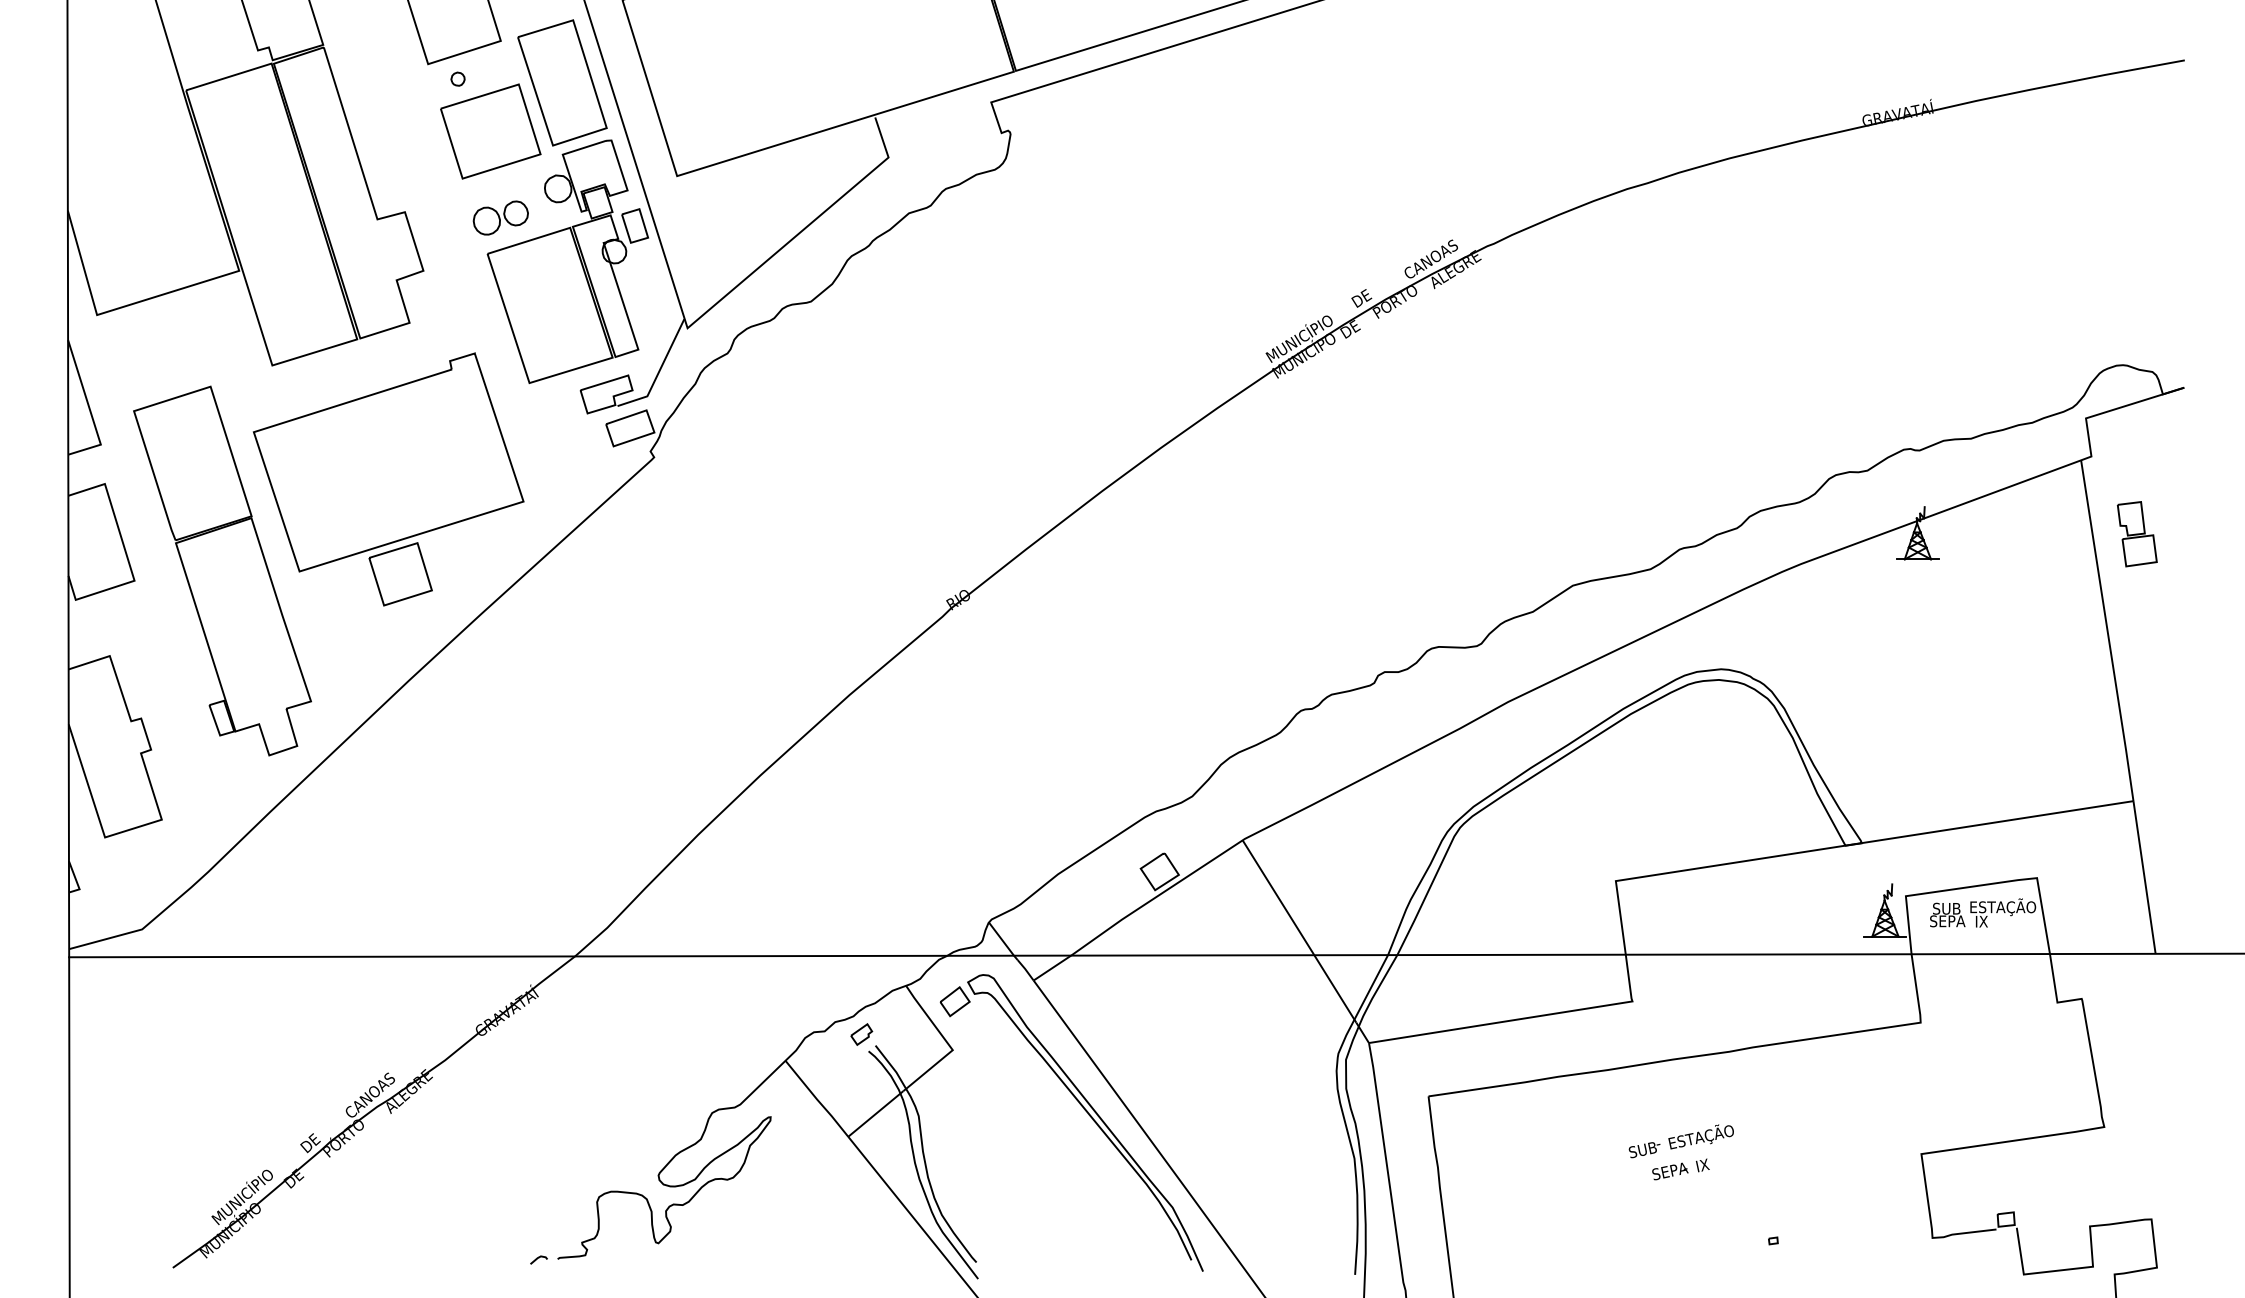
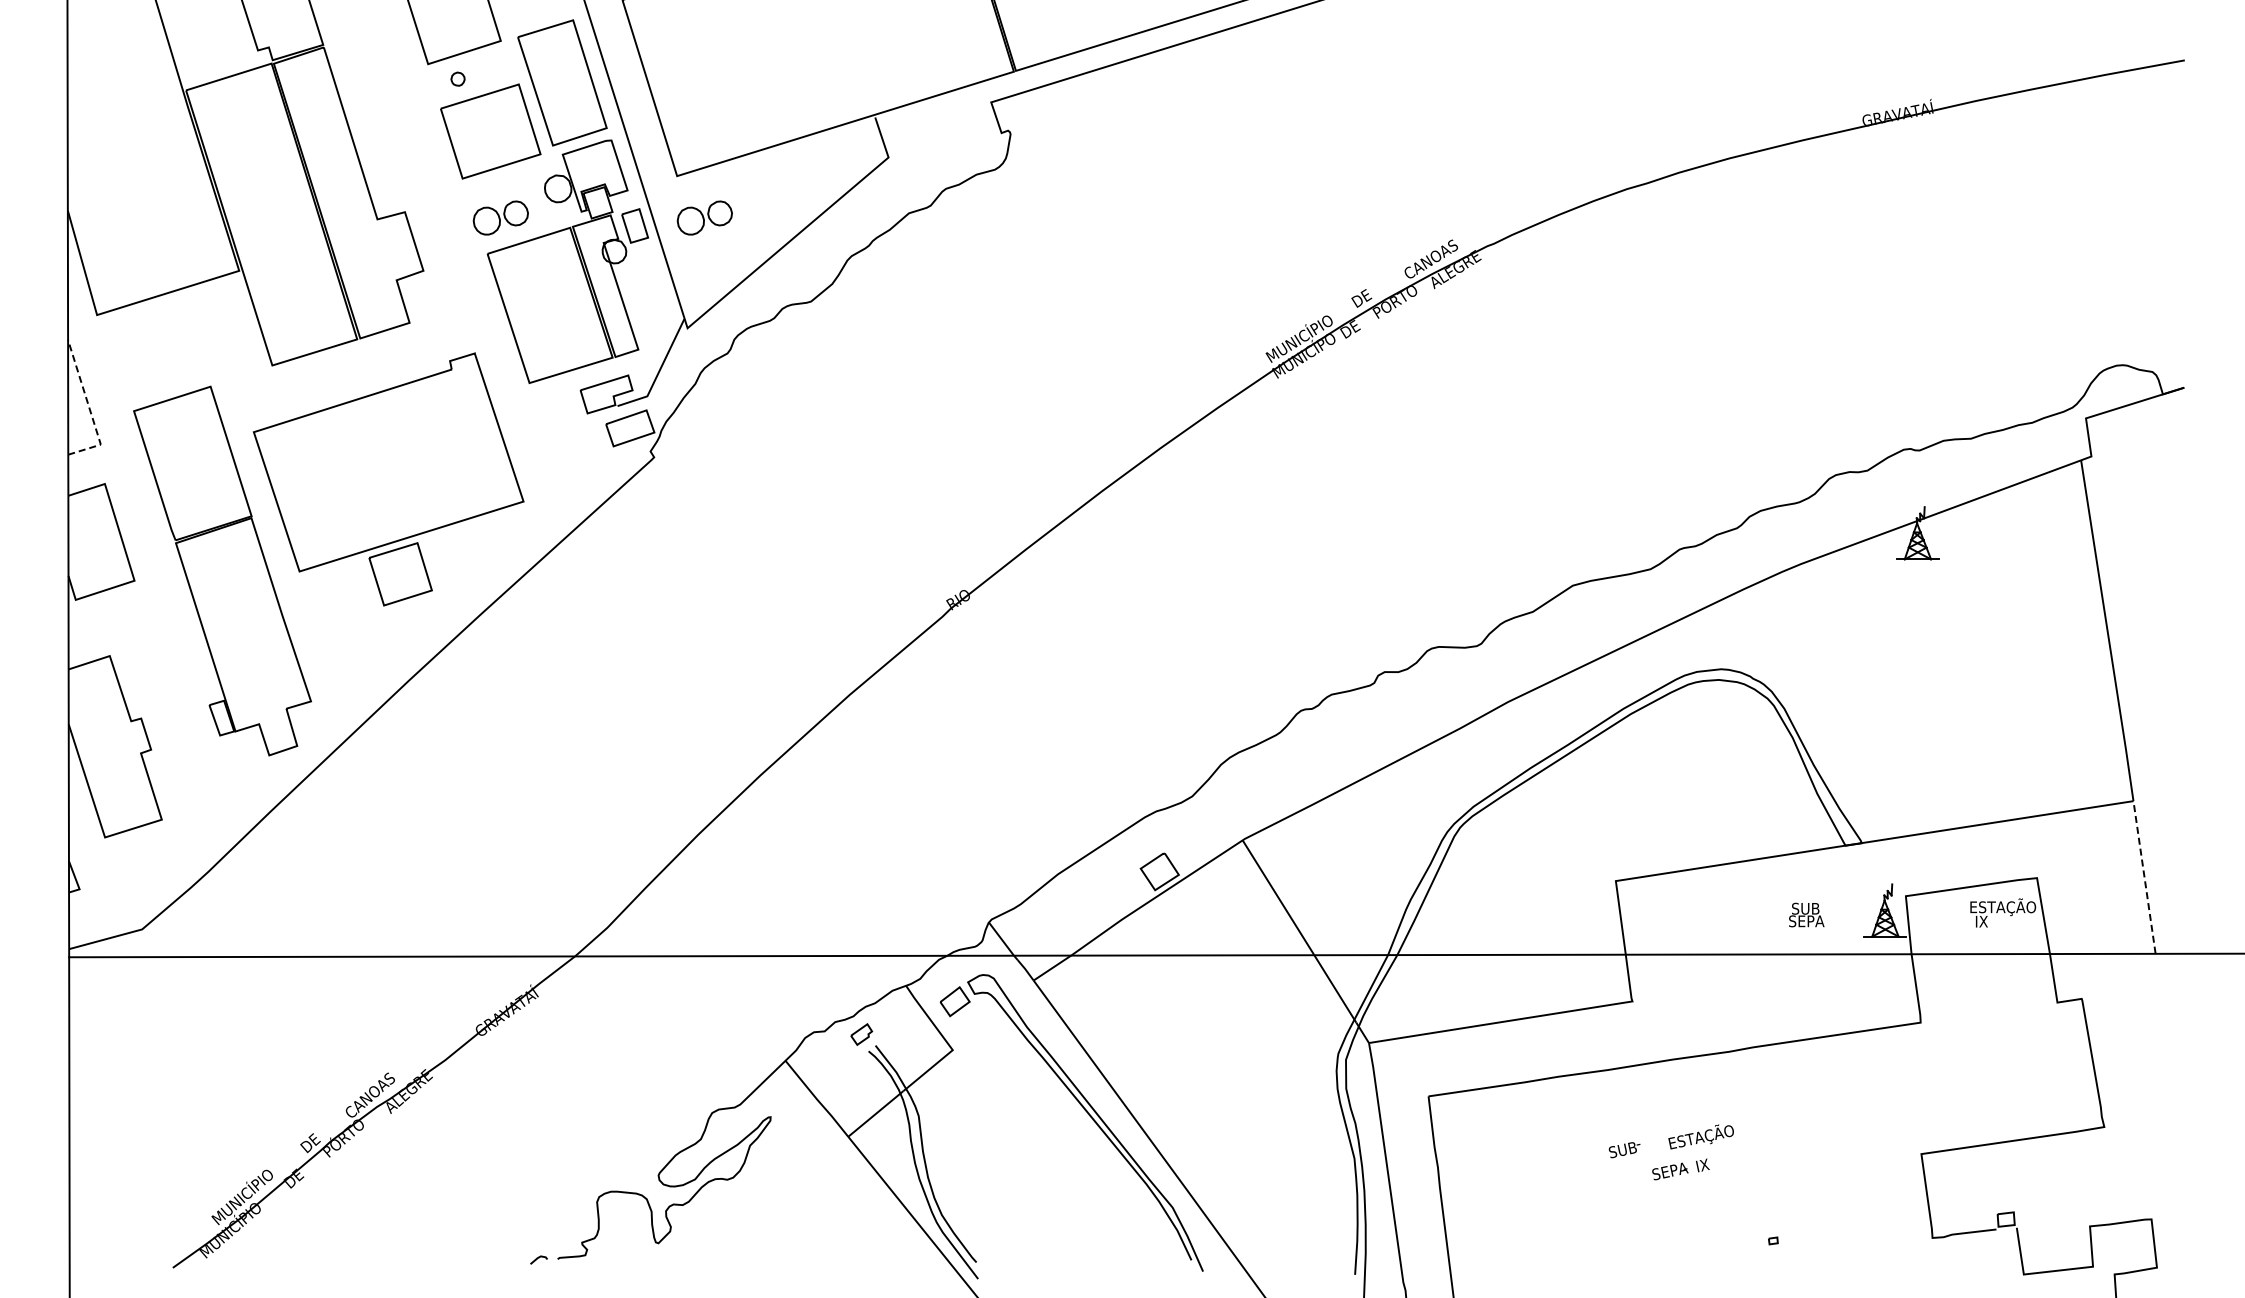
part: none -> present (704, 217)
line: solid -> dashed (89, 409)
part: present -> none (2137, 534)
line: solid -> dashed (2144, 876)
text position: (1947, 914) -> (1806, 914) (1806, 914)
text position: (1644, 1150) -> (1624, 1150) (1624, 1150)
